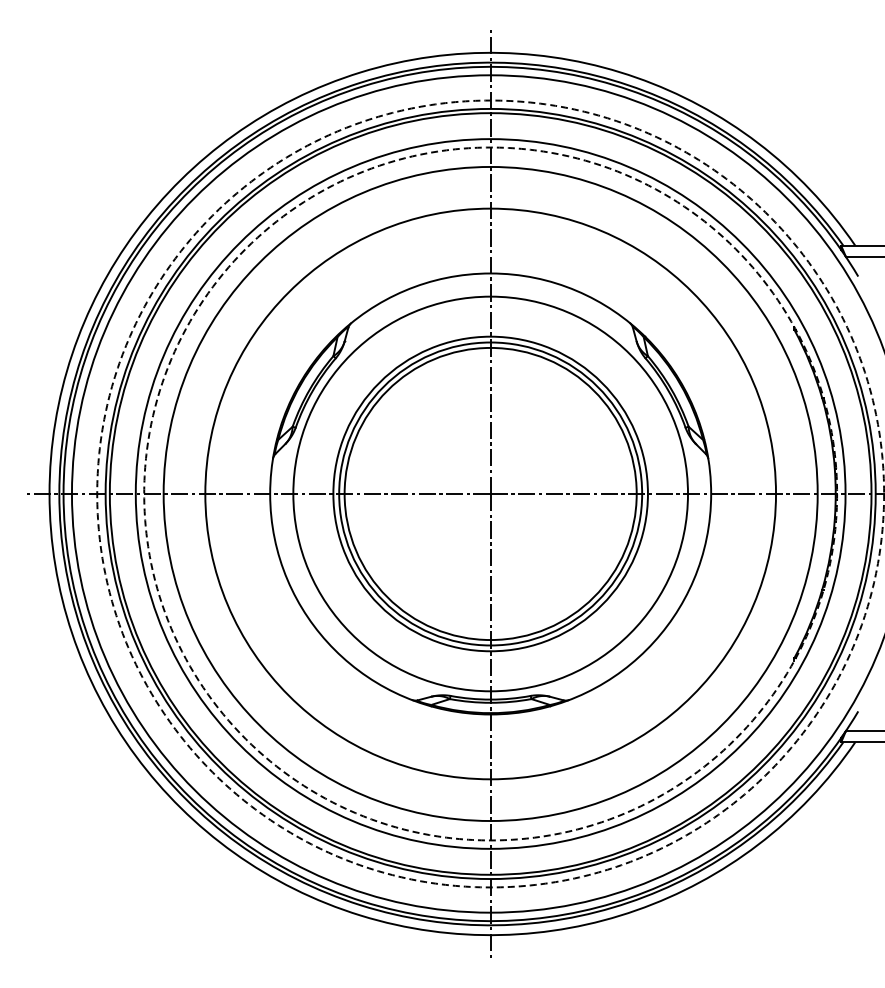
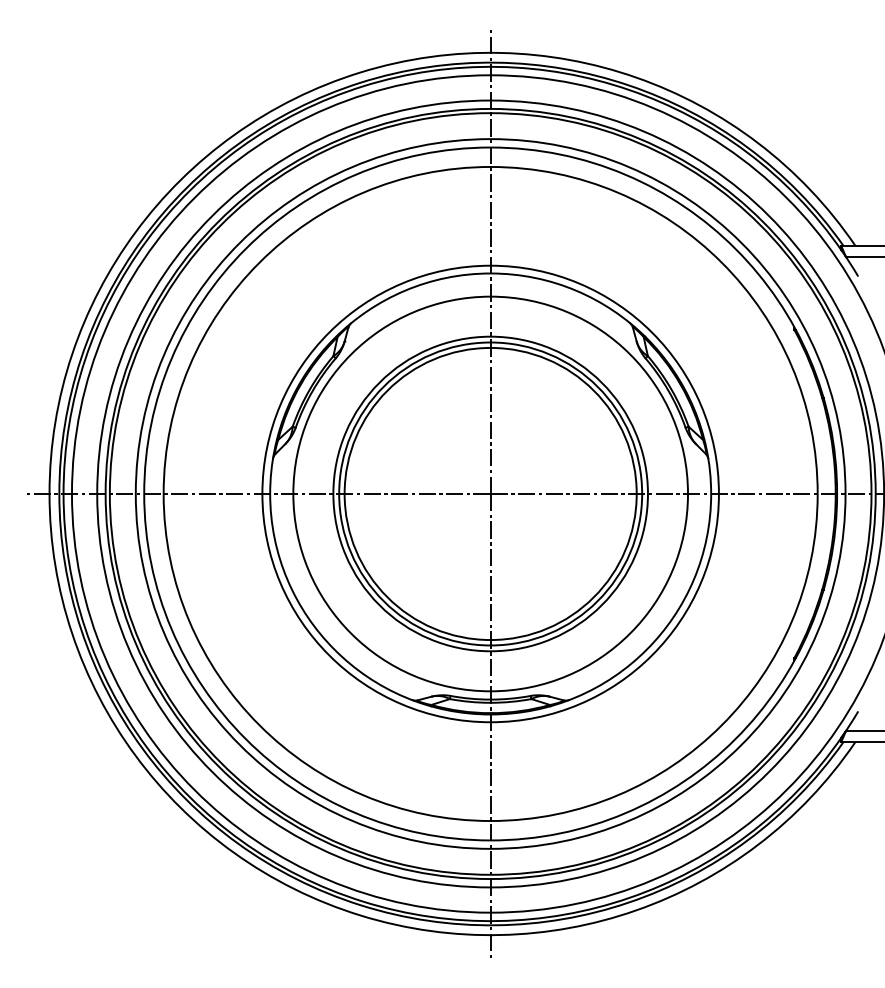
circle diameter: 571 px -> 457 px (490, 493)
circle: dashed -> solid (490, 493)
circle: dashed -> solid (490, 493)
